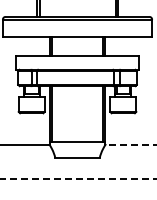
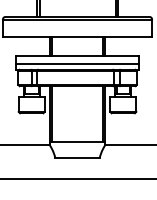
line: none -> present (77, 64)
line: dashed -> solid (130, 144)
line: dashed -> solid (78, 179)
